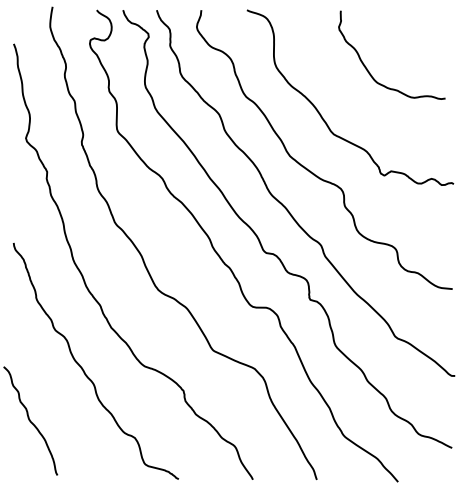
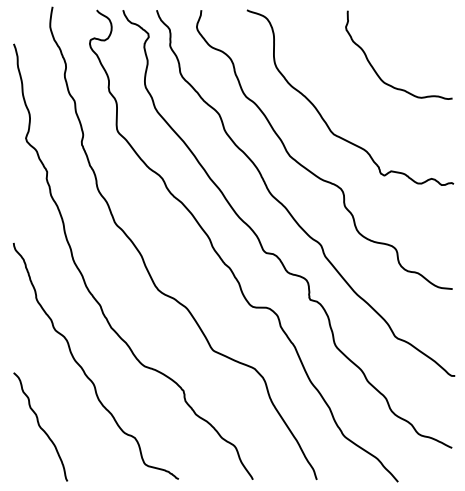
curve position: (366, 66) -> (373, 66) (373, 66)
curve position: (30, 420) -> (40, 426) (40, 426)
